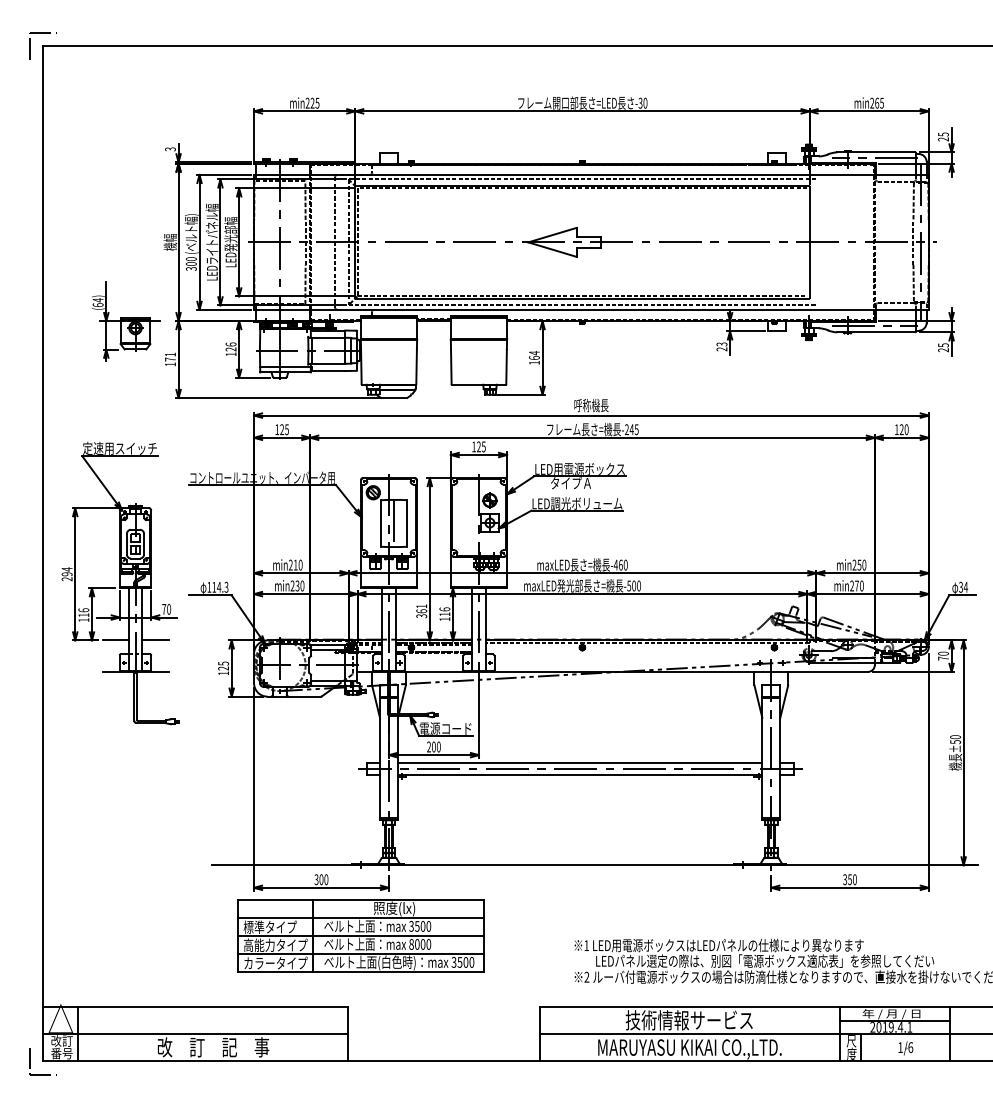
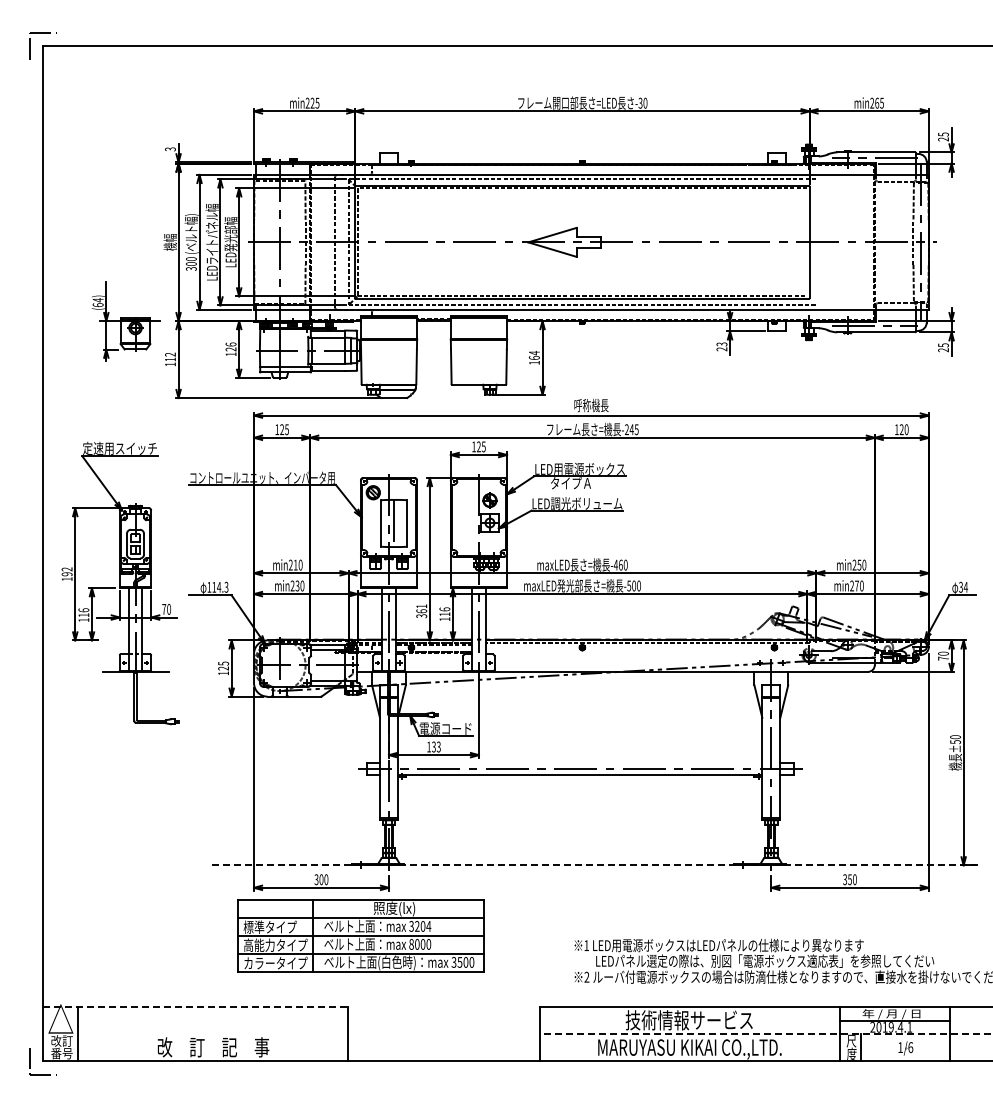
text: 171 -> 112 (170, 356)
text: 294 -> 192 (66, 574)
line: present -> none (115, 640)
line: present -> none (155, 640)
text: 200 -> 133 (433, 746)
line: present -> none (579, 763)
line: solid -> dashed (595, 865)
text: 3500 -> 3204 (423, 926)
line: solid -> dashed (196, 1007)
line: present -> none (195, 1034)
line: solid -> dashed (765, 1034)
